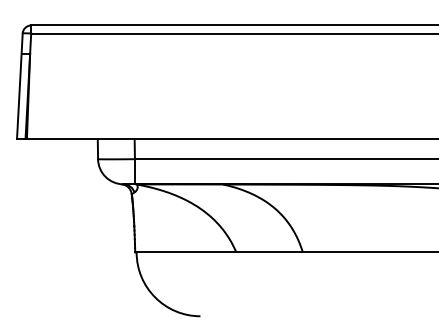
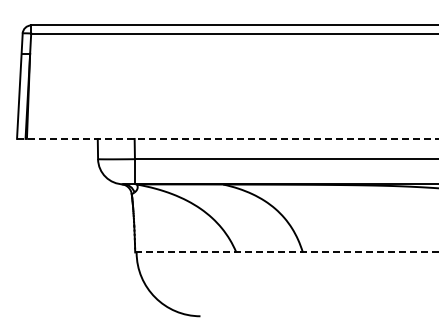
line: solid -> dashed (227, 138)
line: solid -> dashed (287, 252)
